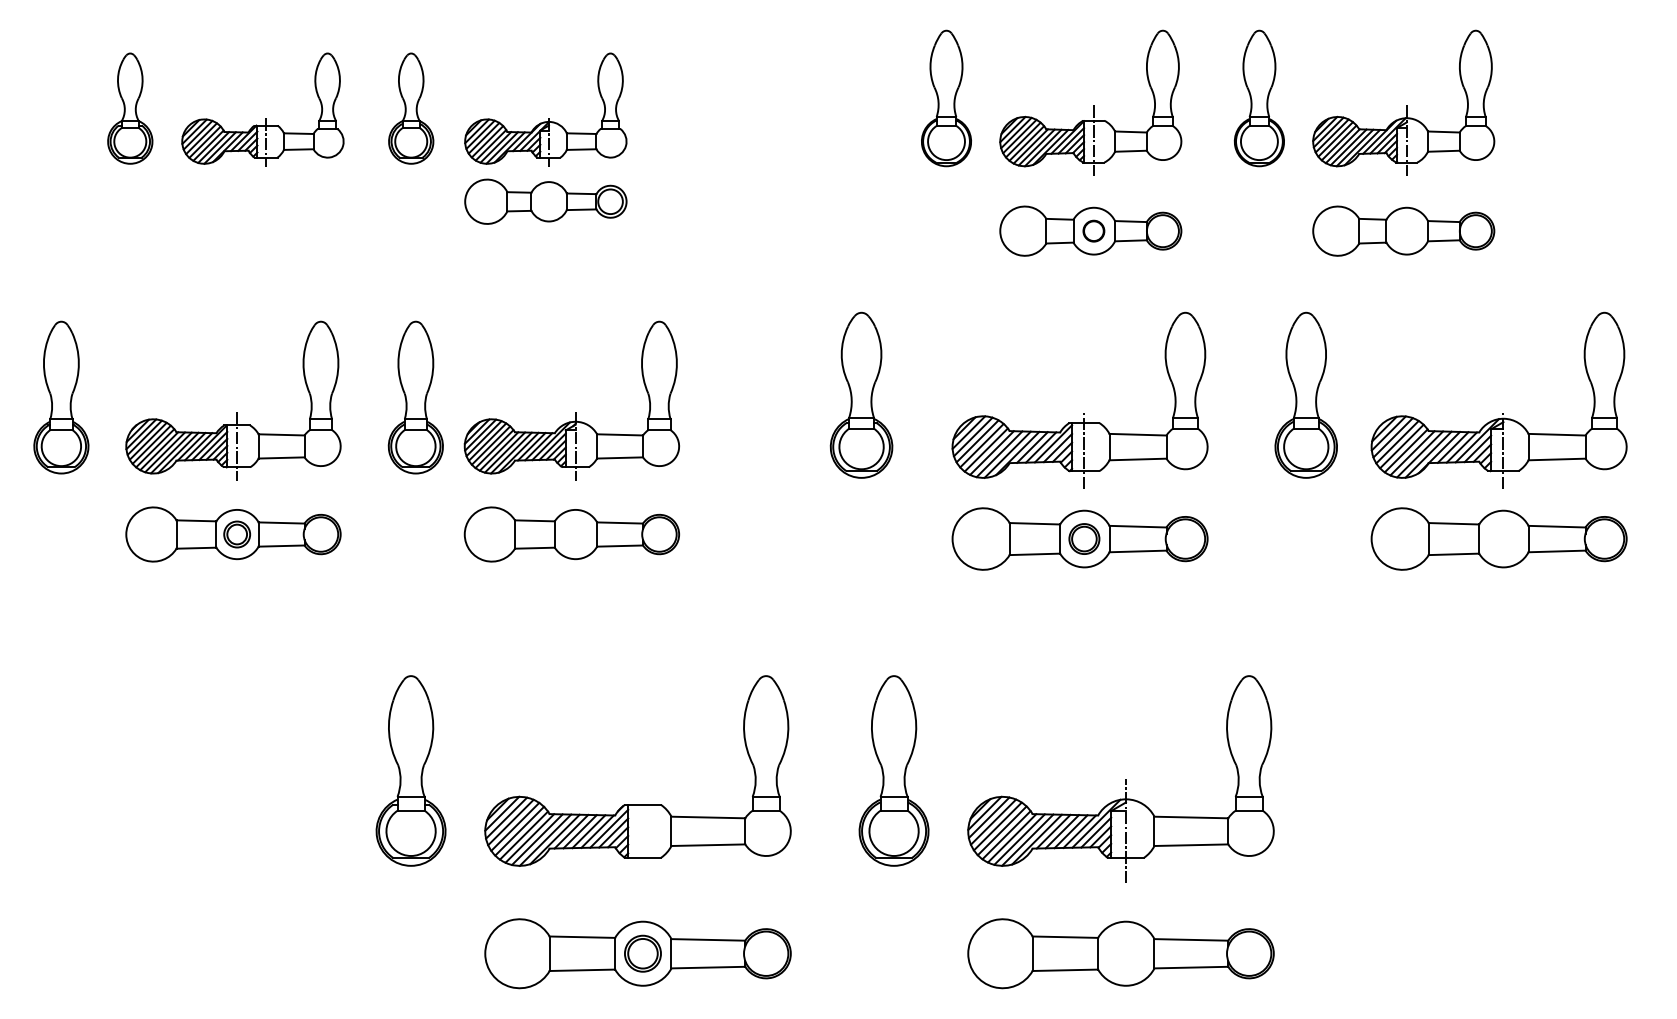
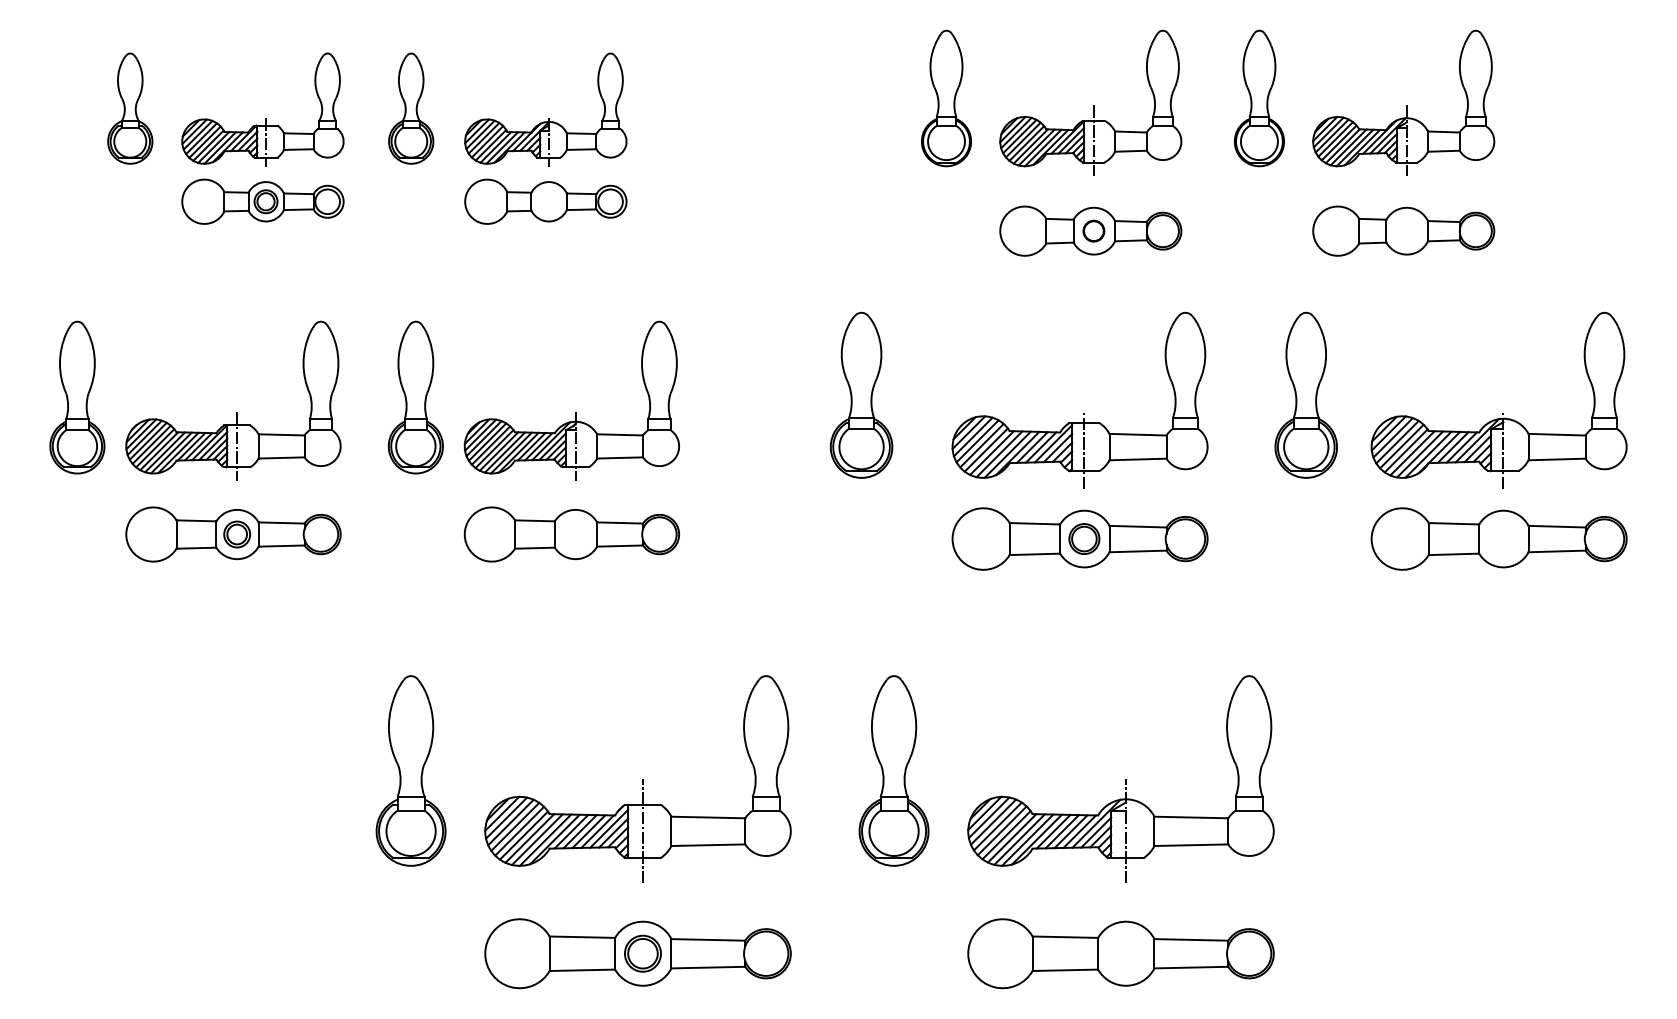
part: none -> present (262, 201)
part position: (61, 397) -> (77, 397) (77, 397)
line: none -> present (642, 830)
